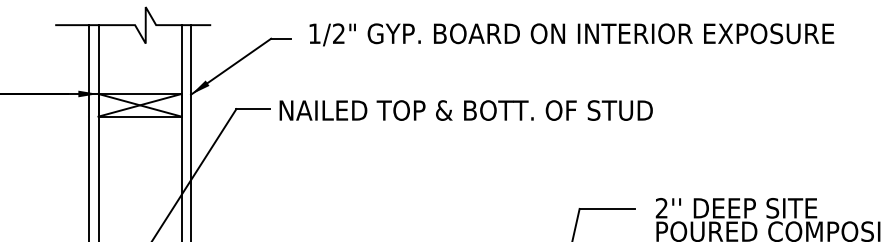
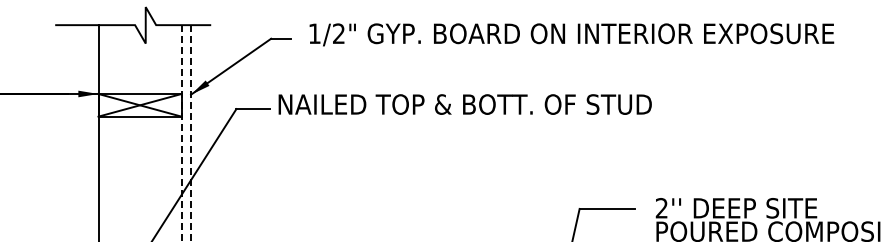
text position: (465, 110) -> (464, 104) (464, 104)
line: present -> none (89, 131)
line: solid -> dashed (181, 133)
line: solid -> dashed (191, 134)
